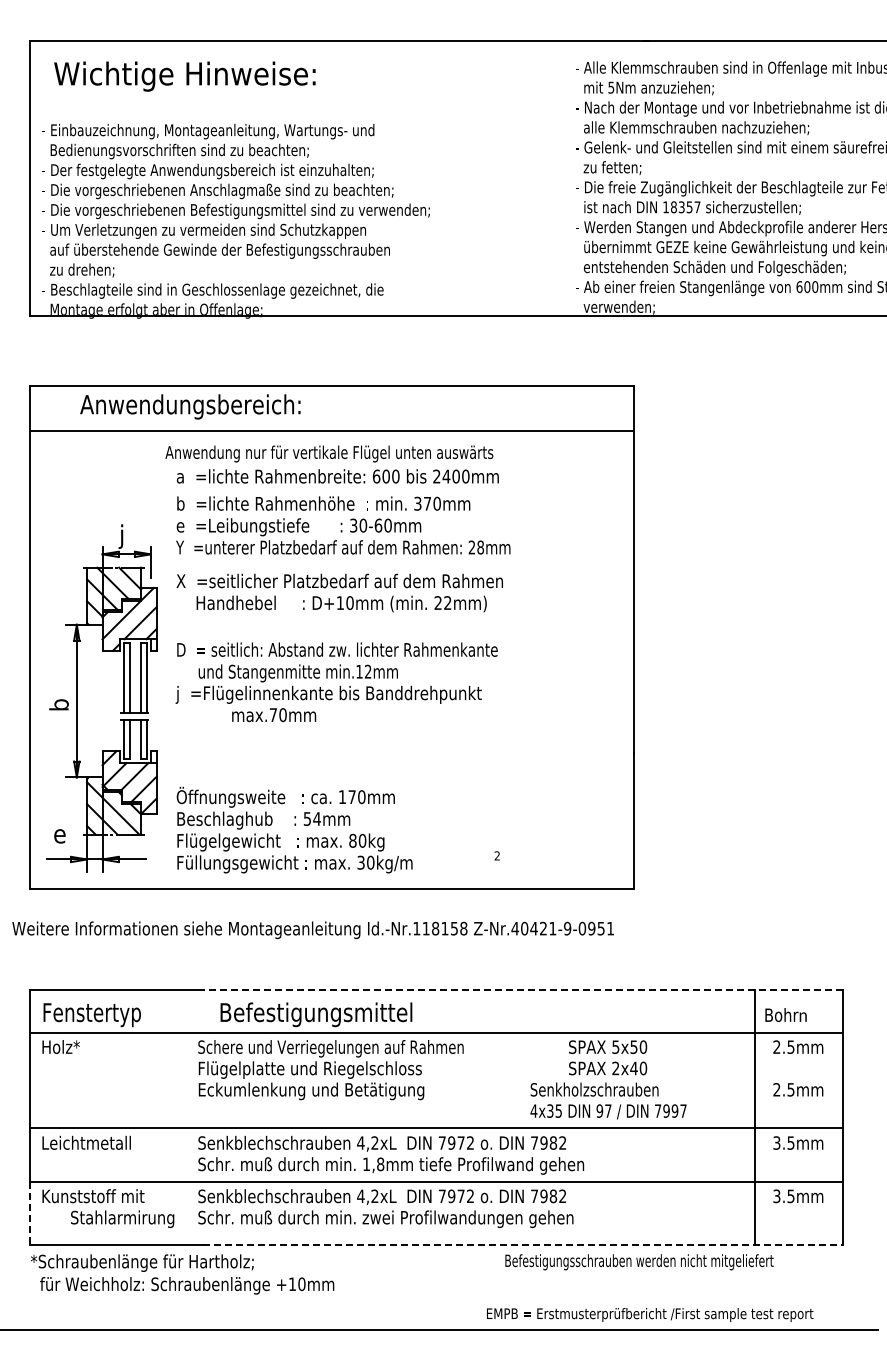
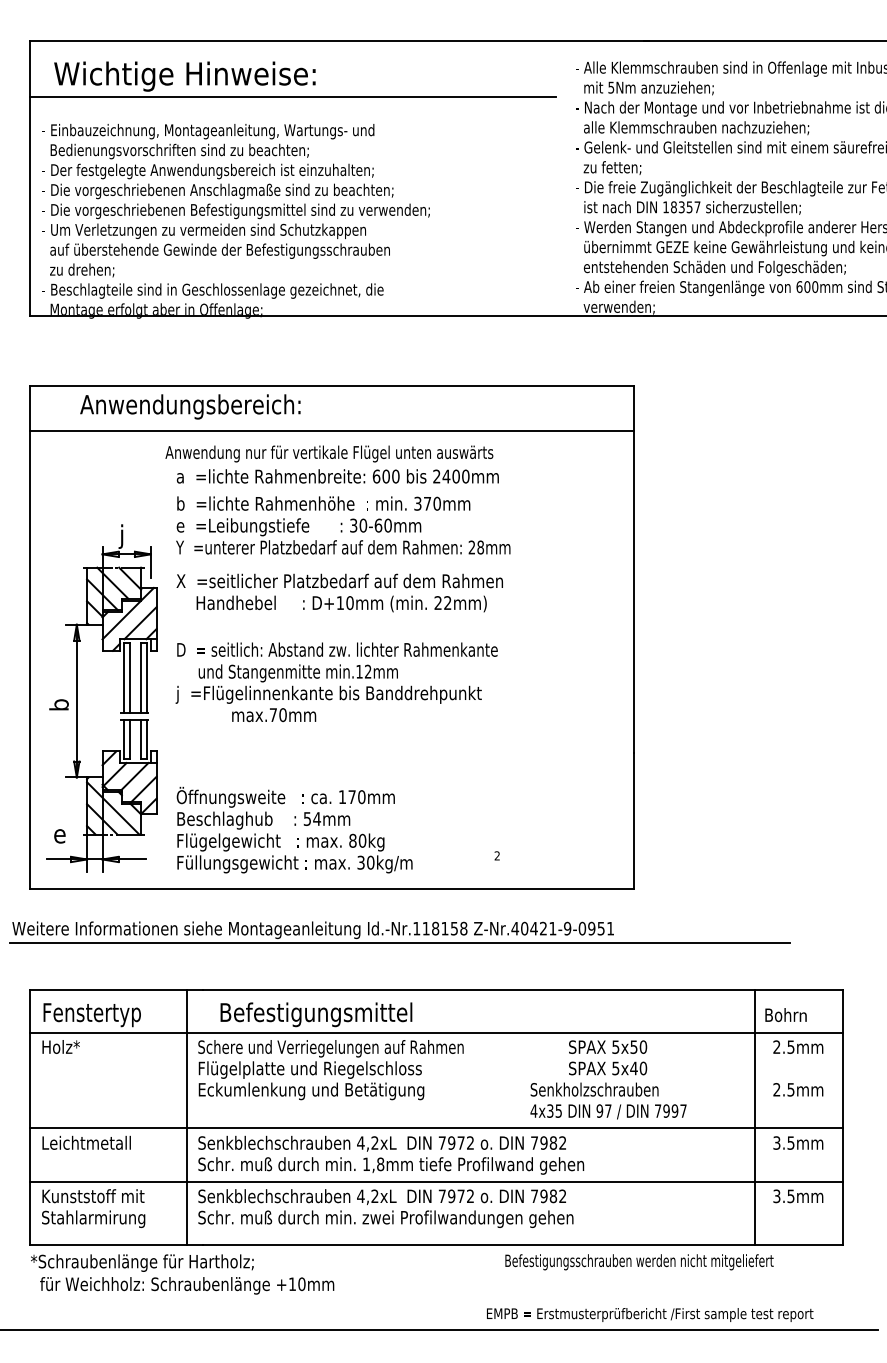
line: none -> present (292, 96)
line: none -> present (399, 942)
line: dashed -> solid (522, 989)
text: 2x40 -> 5x40 (615, 1068)
line: none -> present (186, 1117)
line: dashed -> solid (30, 1213)
text position: (122, 1218) -> (93, 1218) (93, 1218)
line: dashed -> solid (523, 1245)
